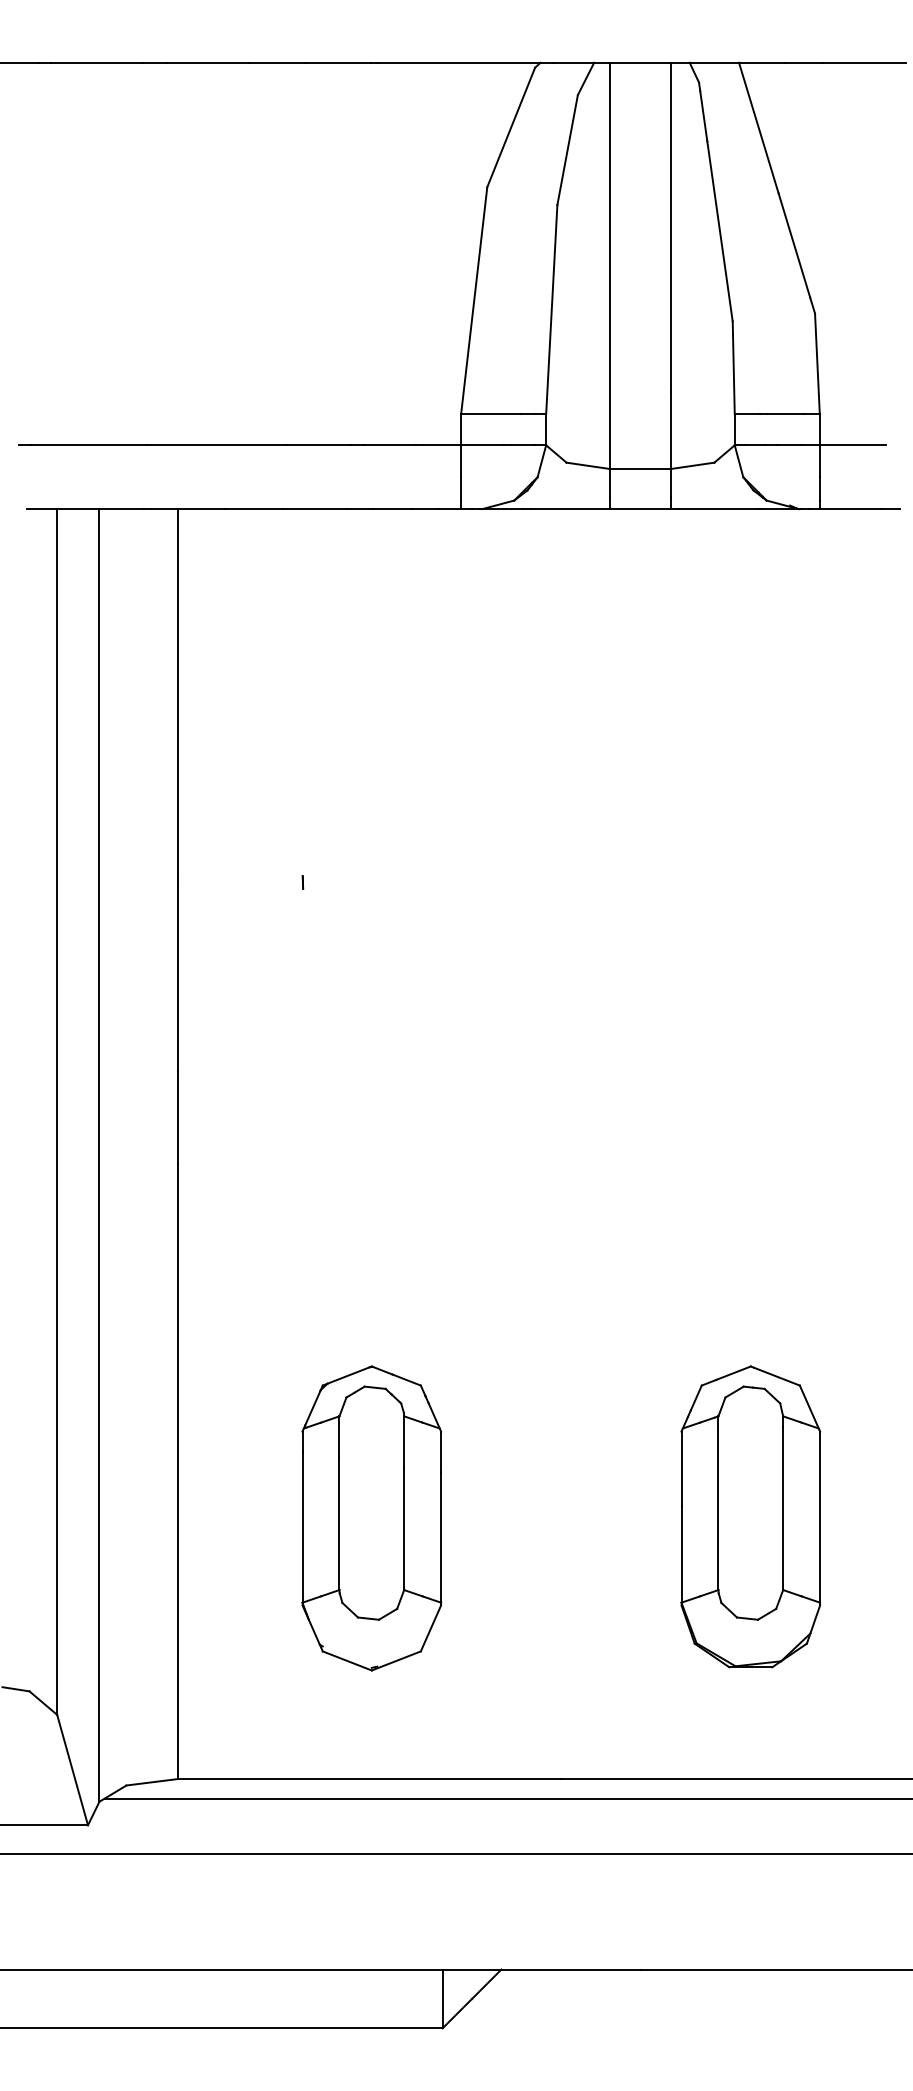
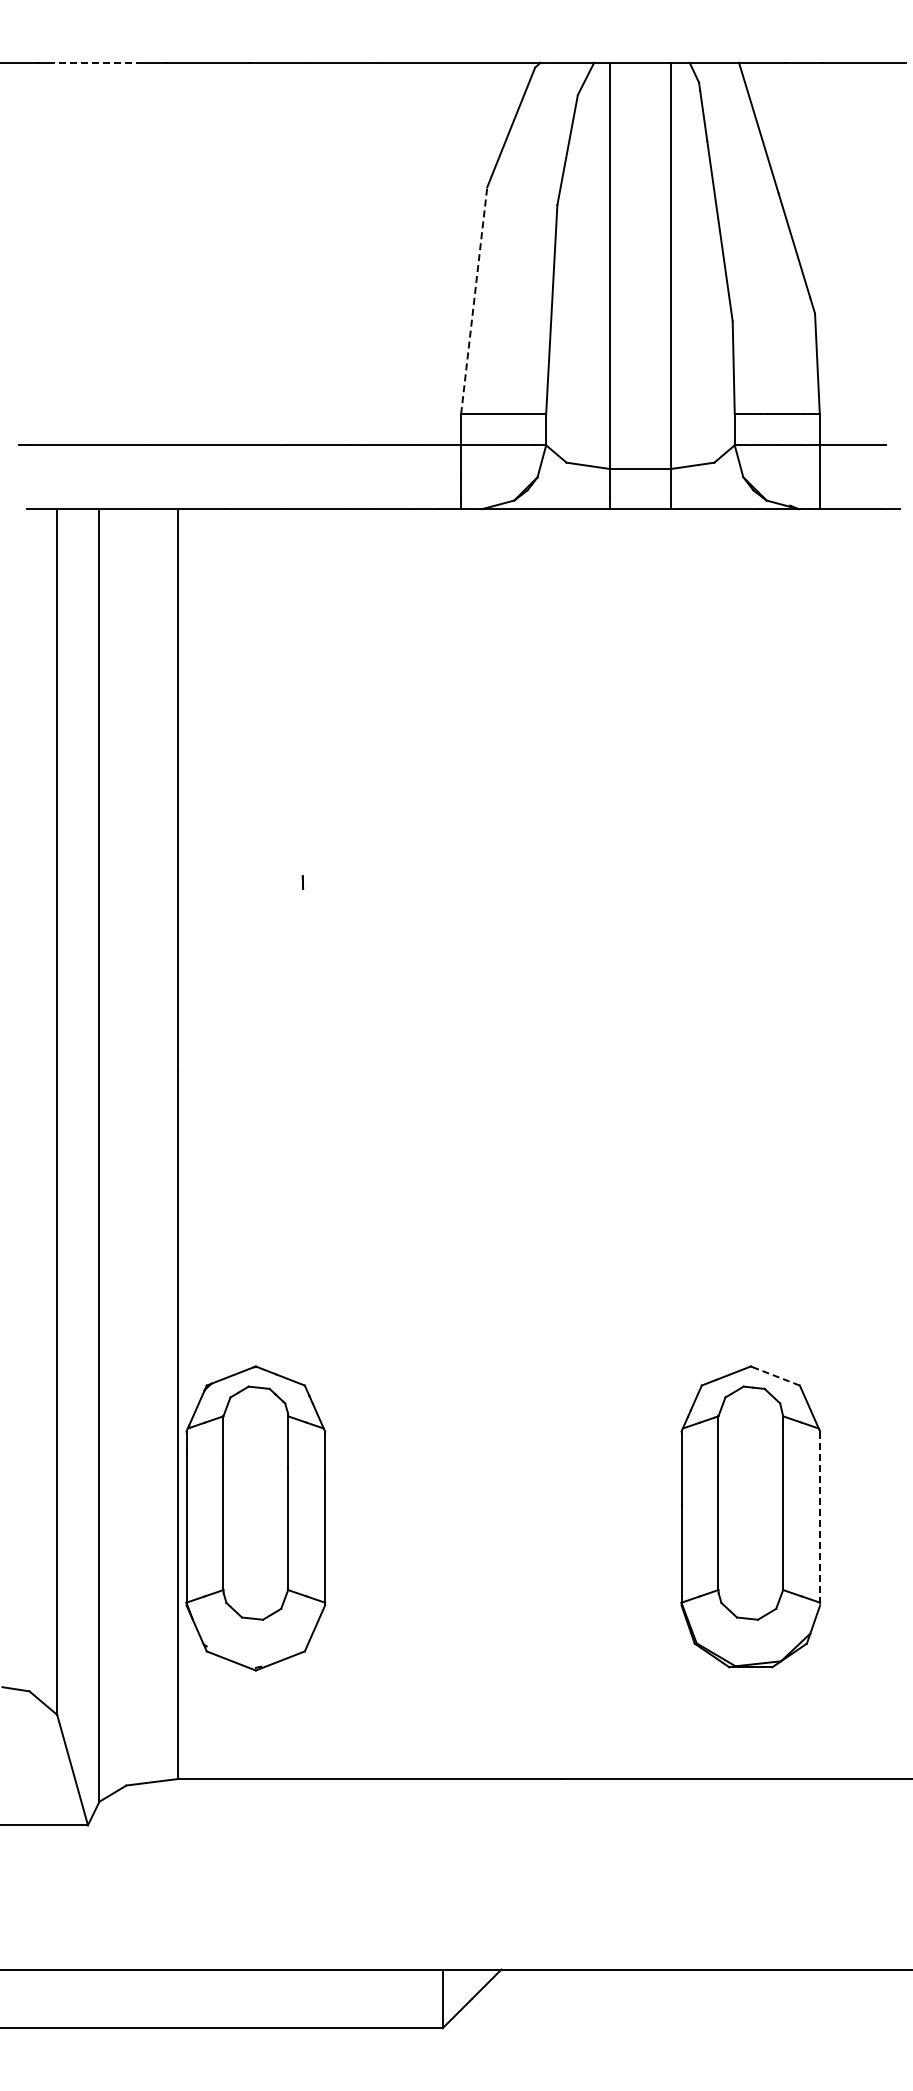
line: solid -> dashed (96, 62)
line: solid -> dashed (474, 300)
line: solid -> dashed (776, 1376)
part position: (371, 1518) -> (255, 1518) (255, 1518)
line: solid -> dashed (820, 1518)
line: present -> none (506, 1798)
line: present -> none (455, 1853)
